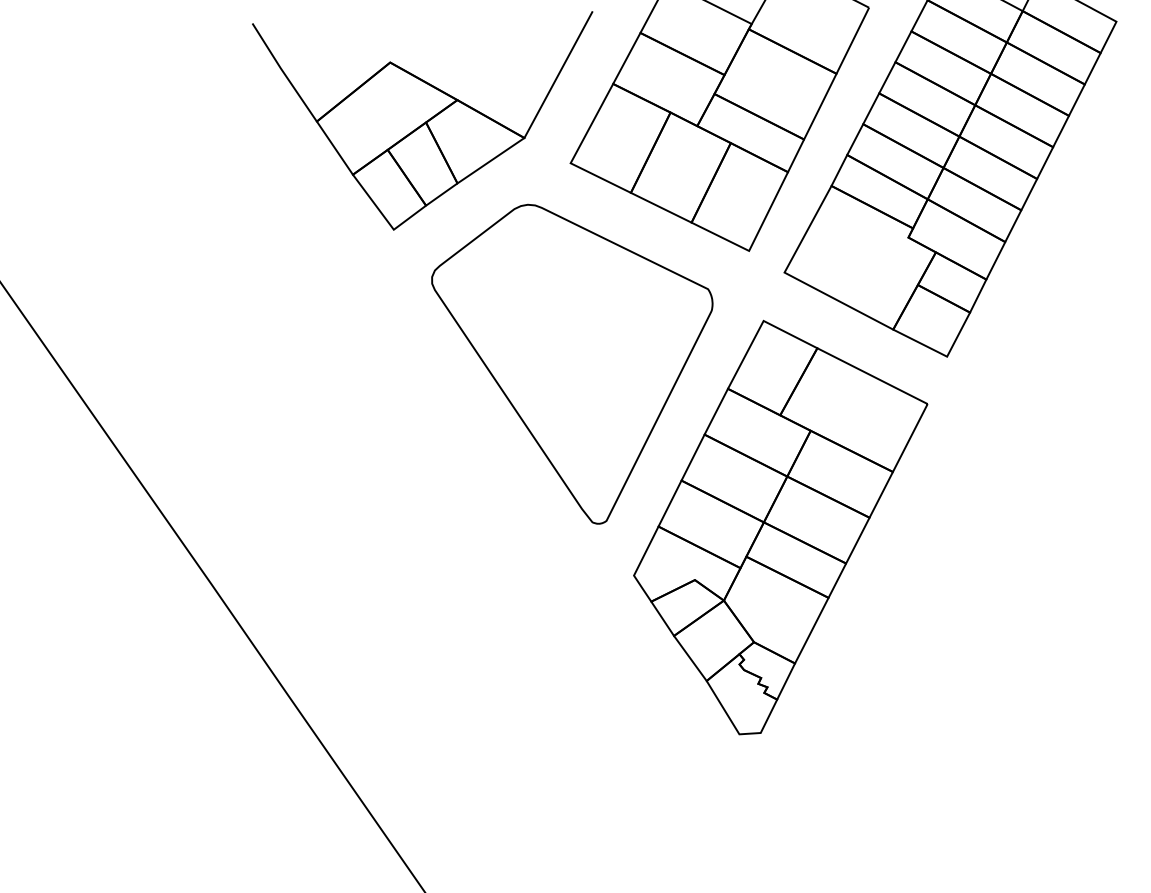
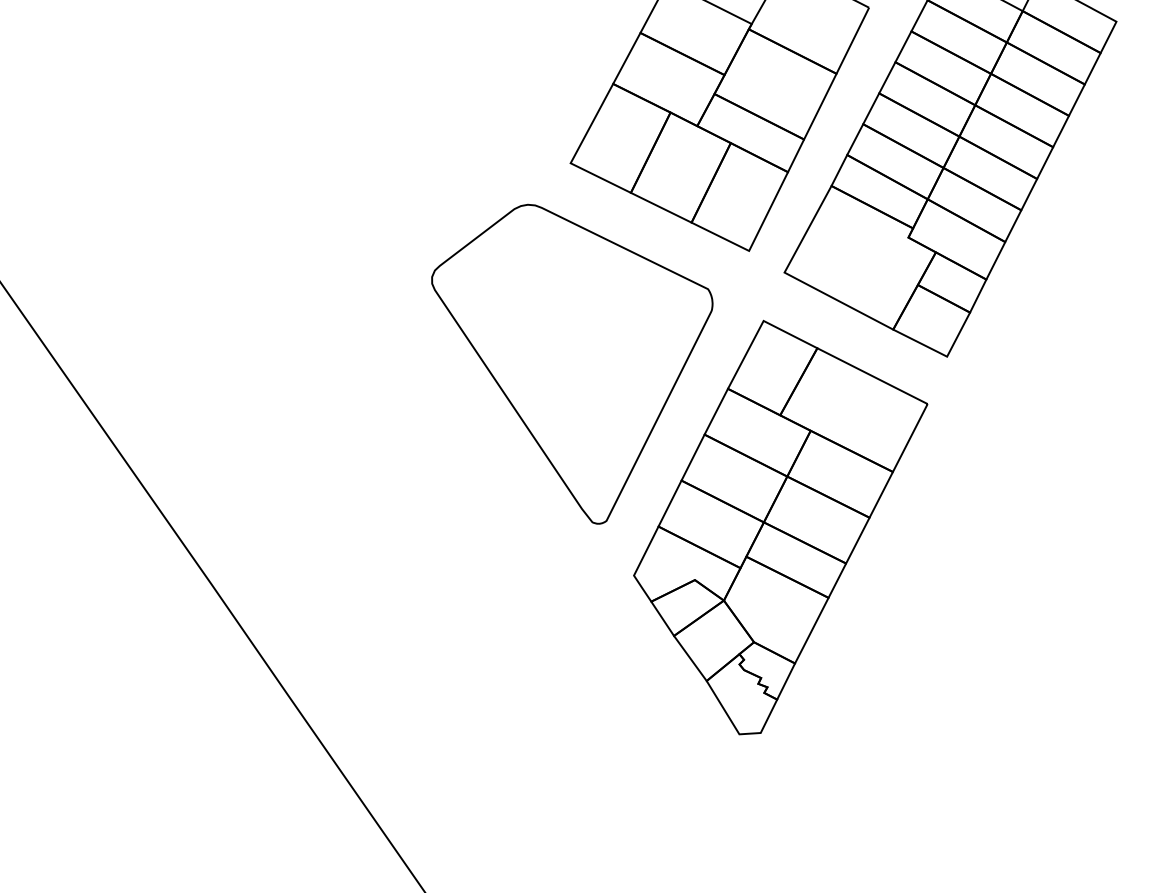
part: present -> none (422, 120)
